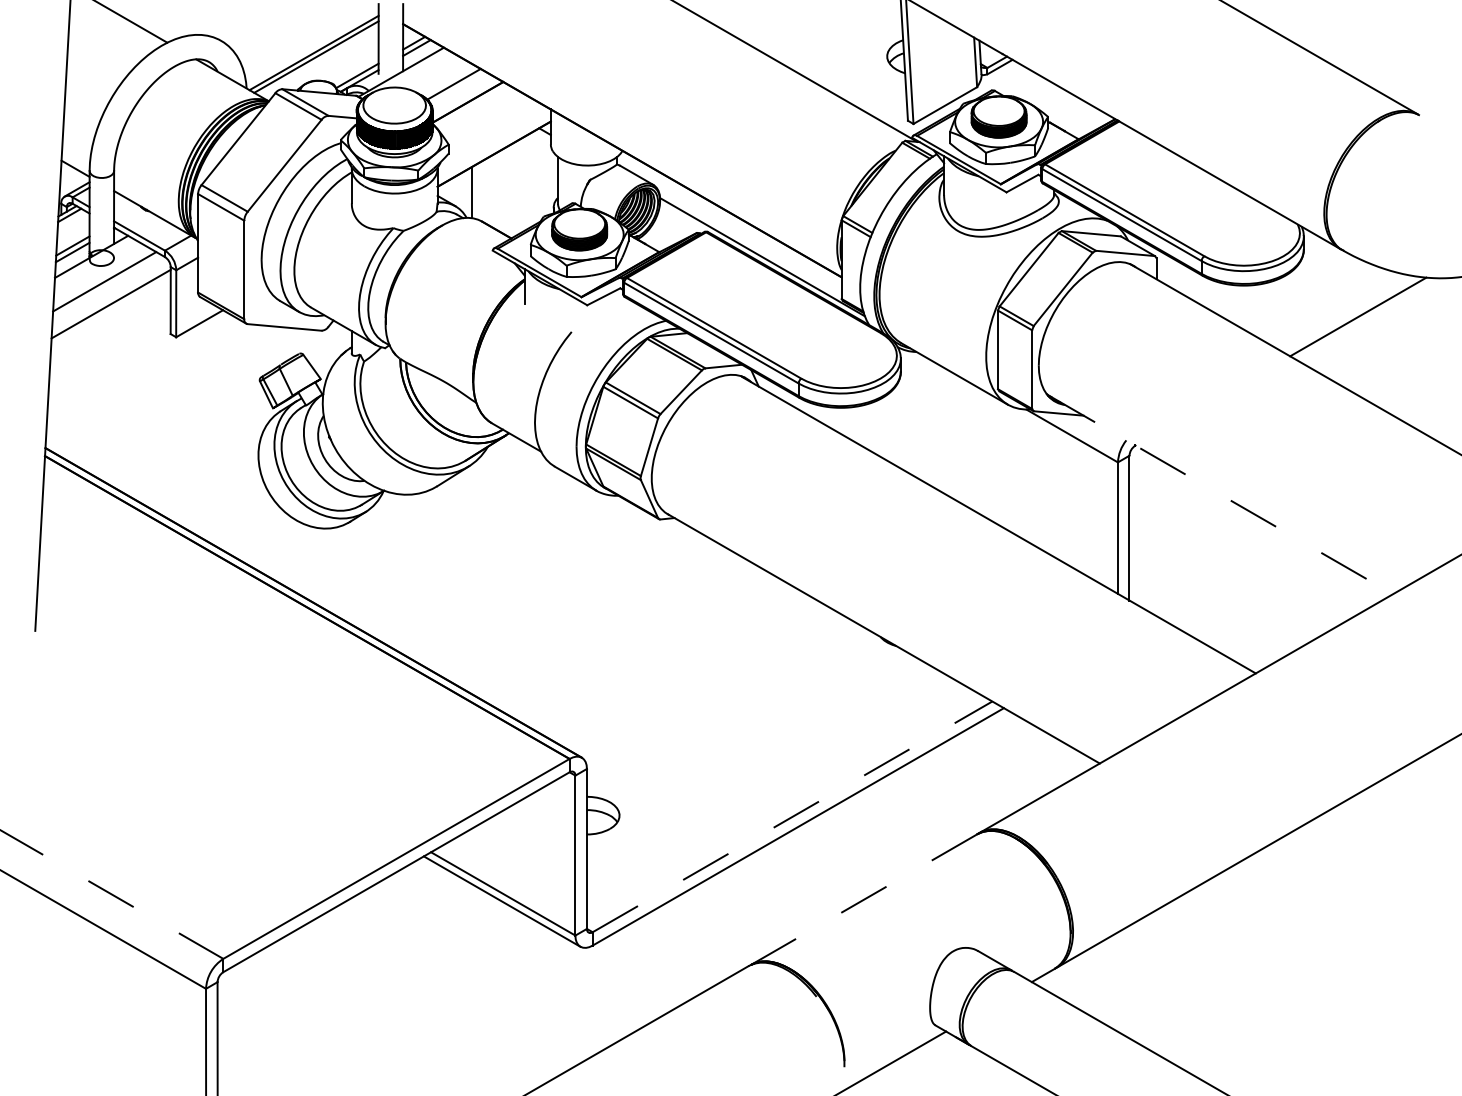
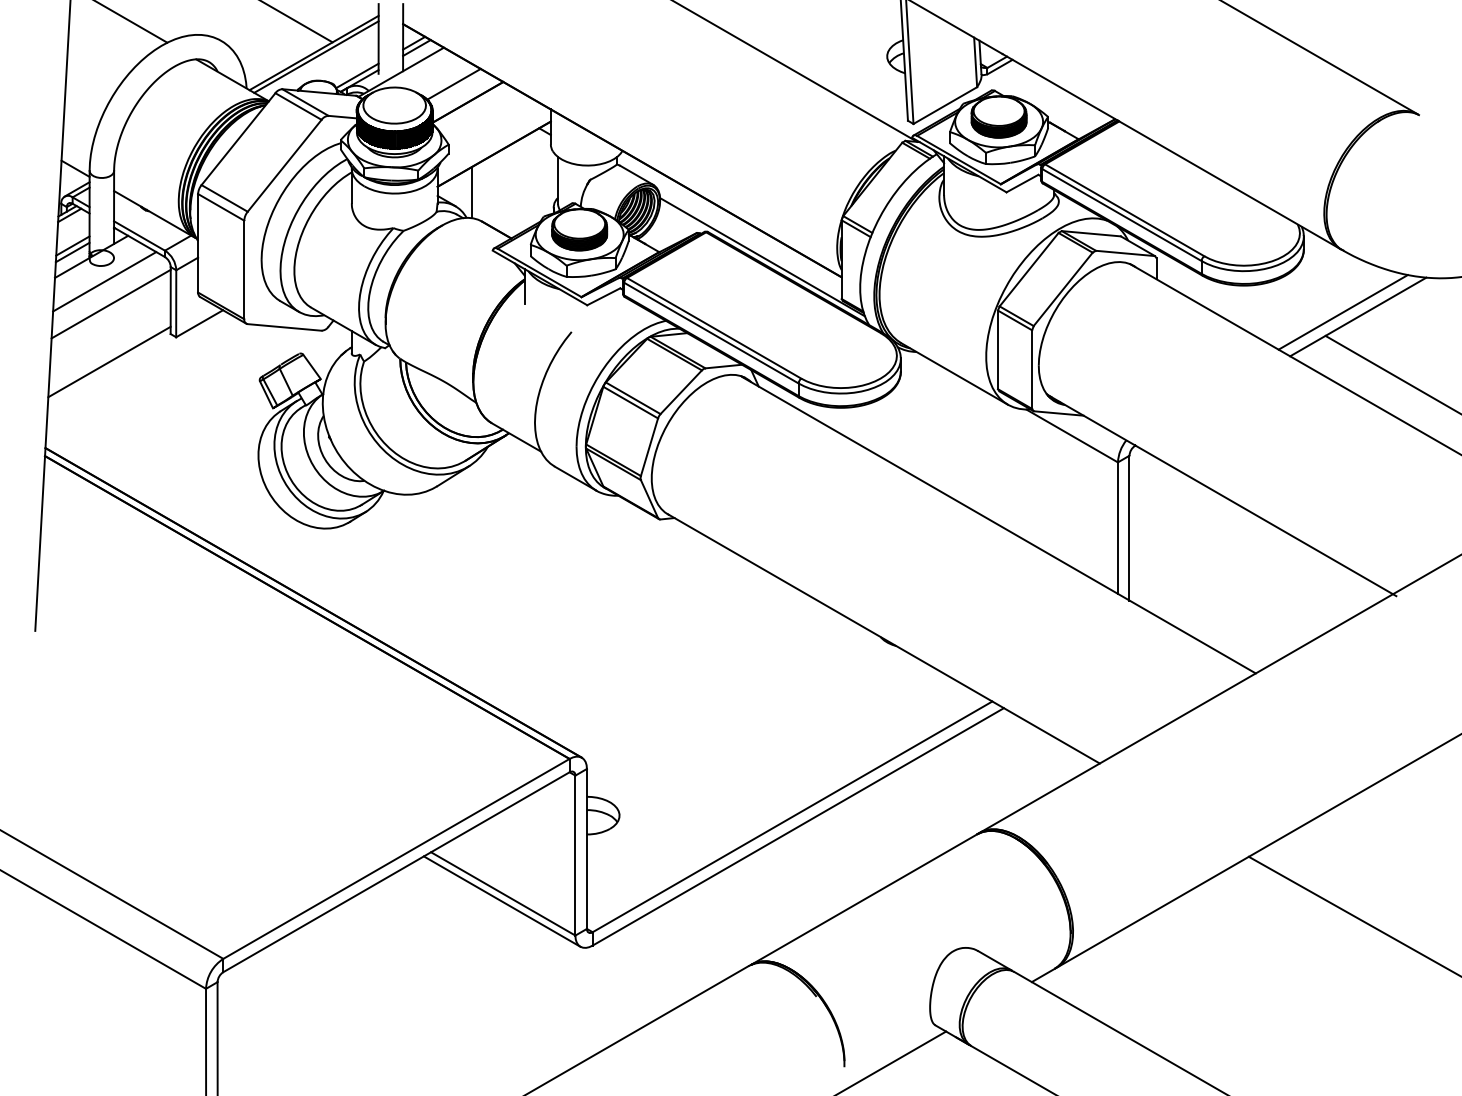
line: none -> present (297, 22)
line: none -> present (1342, 312)
line: none -> present (109, 361)
line: none -> present (1391, 373)
line: dashed -> solid (1223, 496)
line: dashed -> solid (792, 816)
line: dashed -> solid (112, 894)
line: dashed -> solid (863, 899)
line: none -> present (1353, 915)
